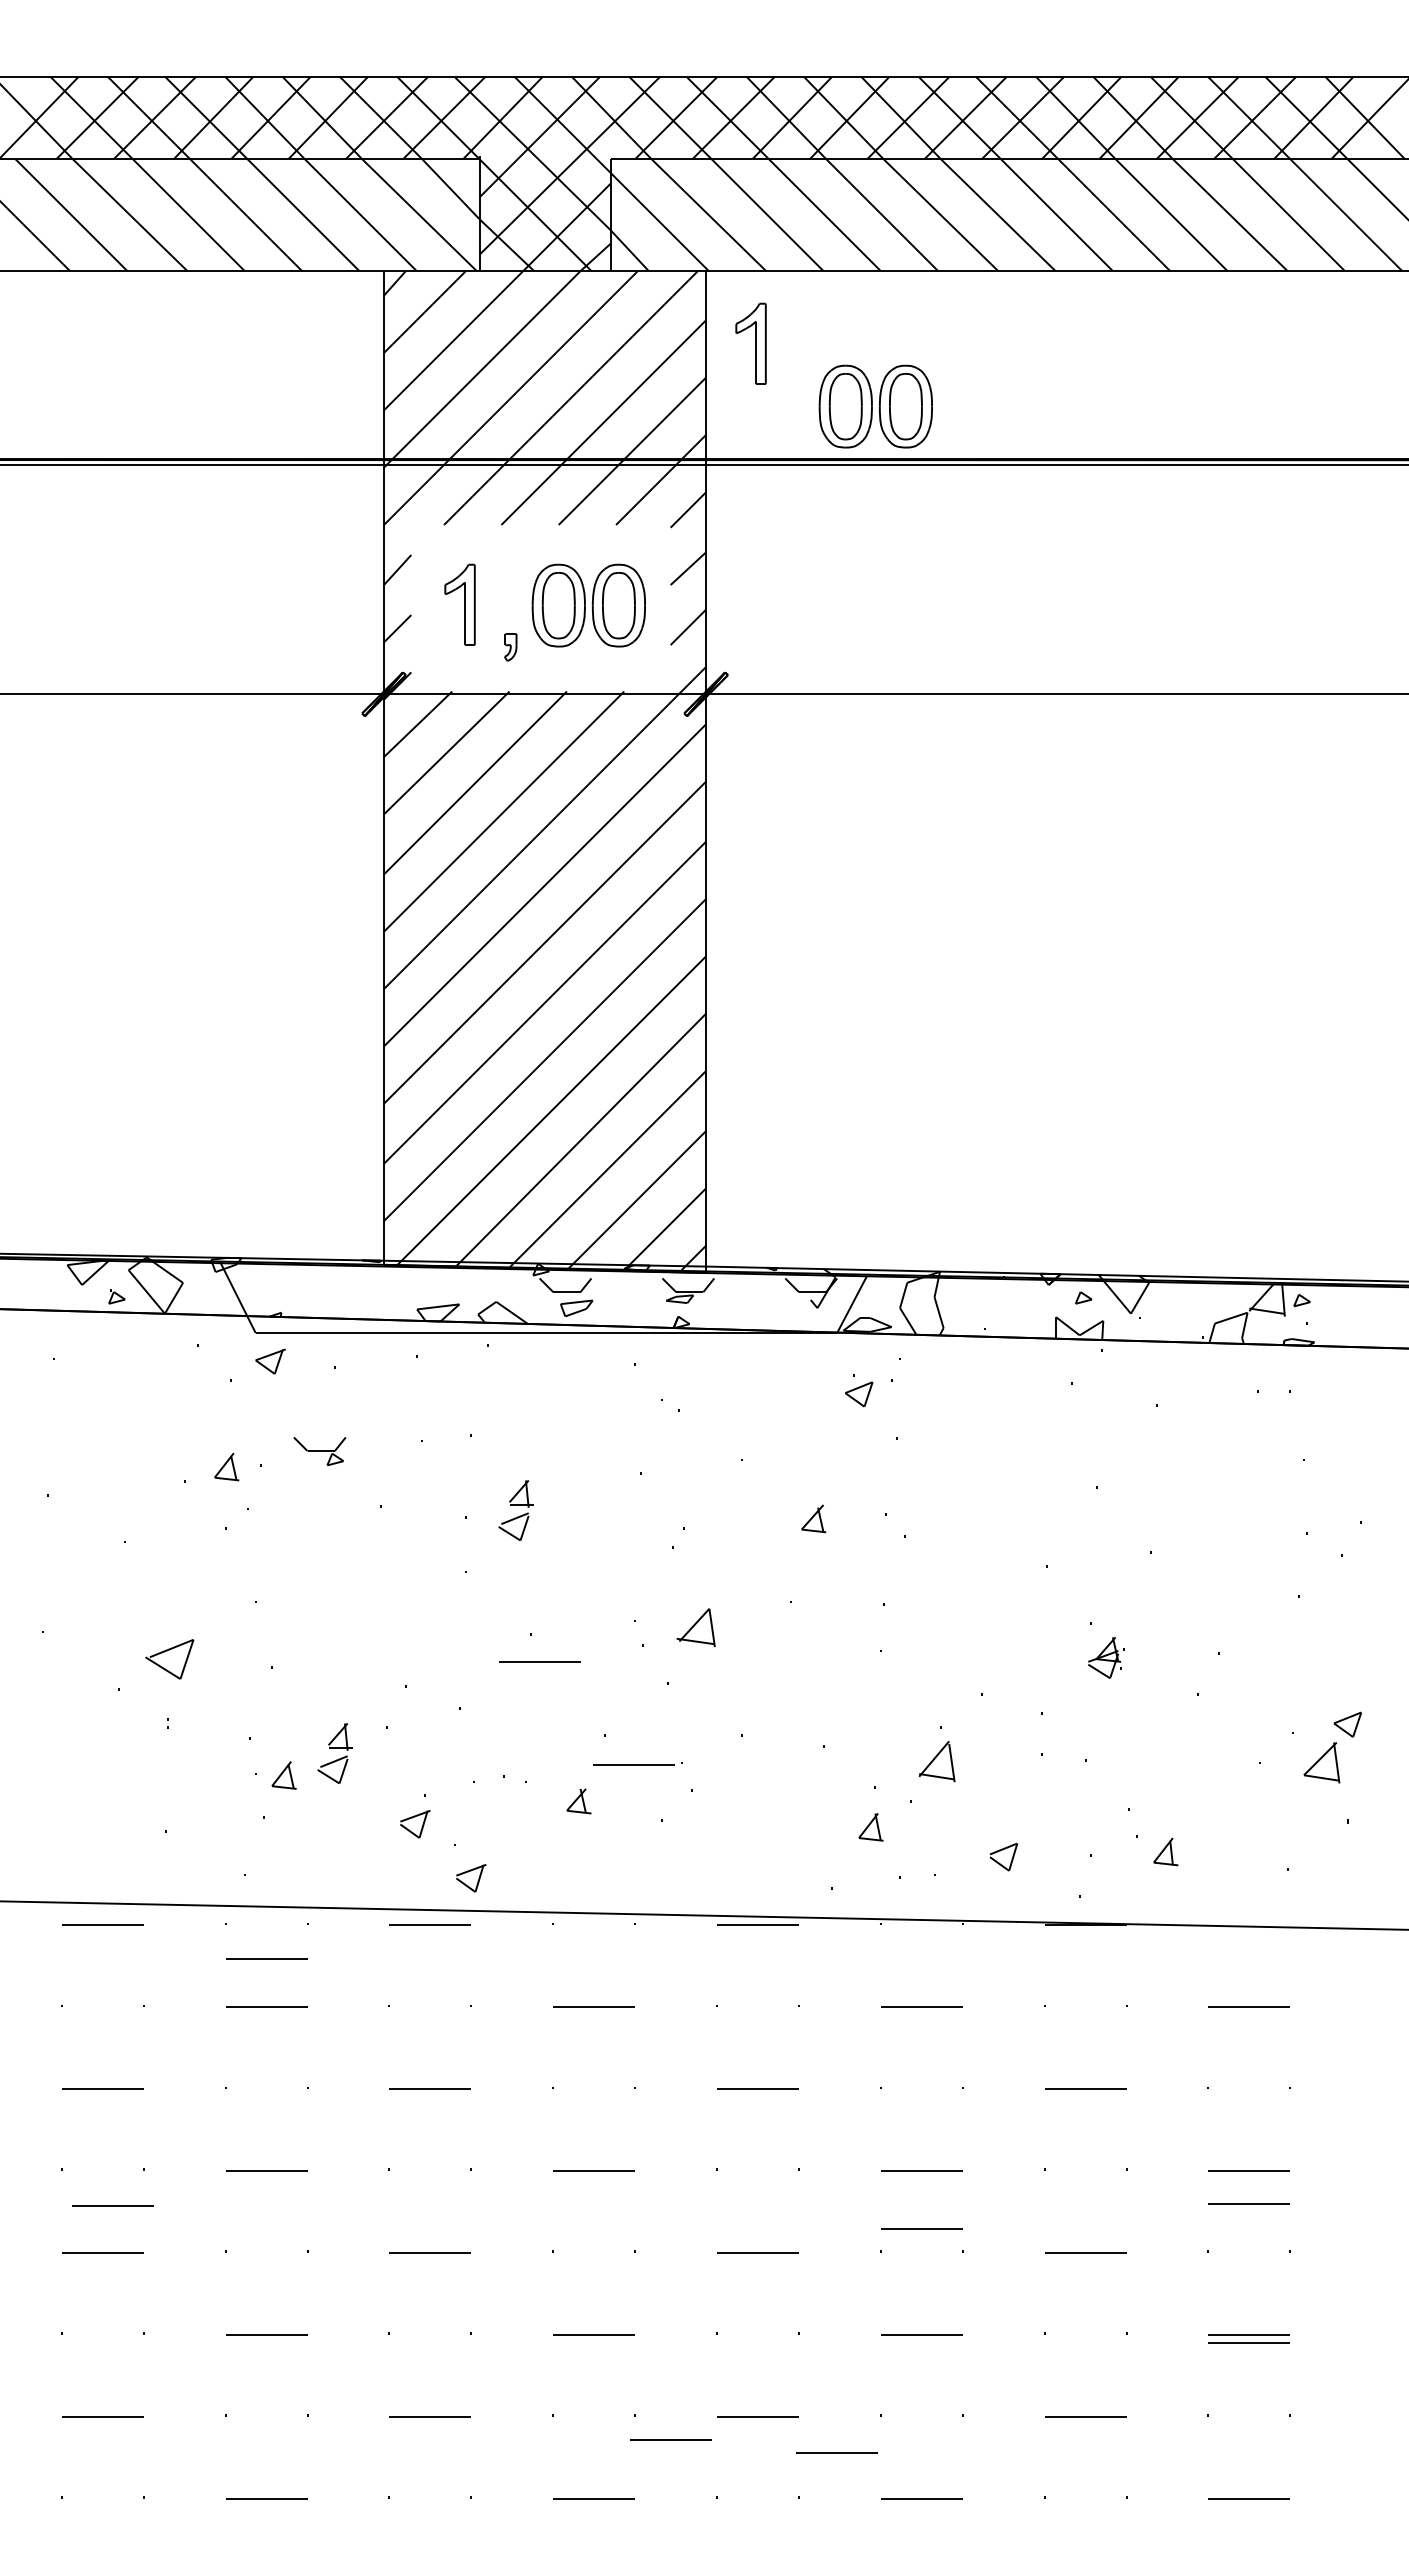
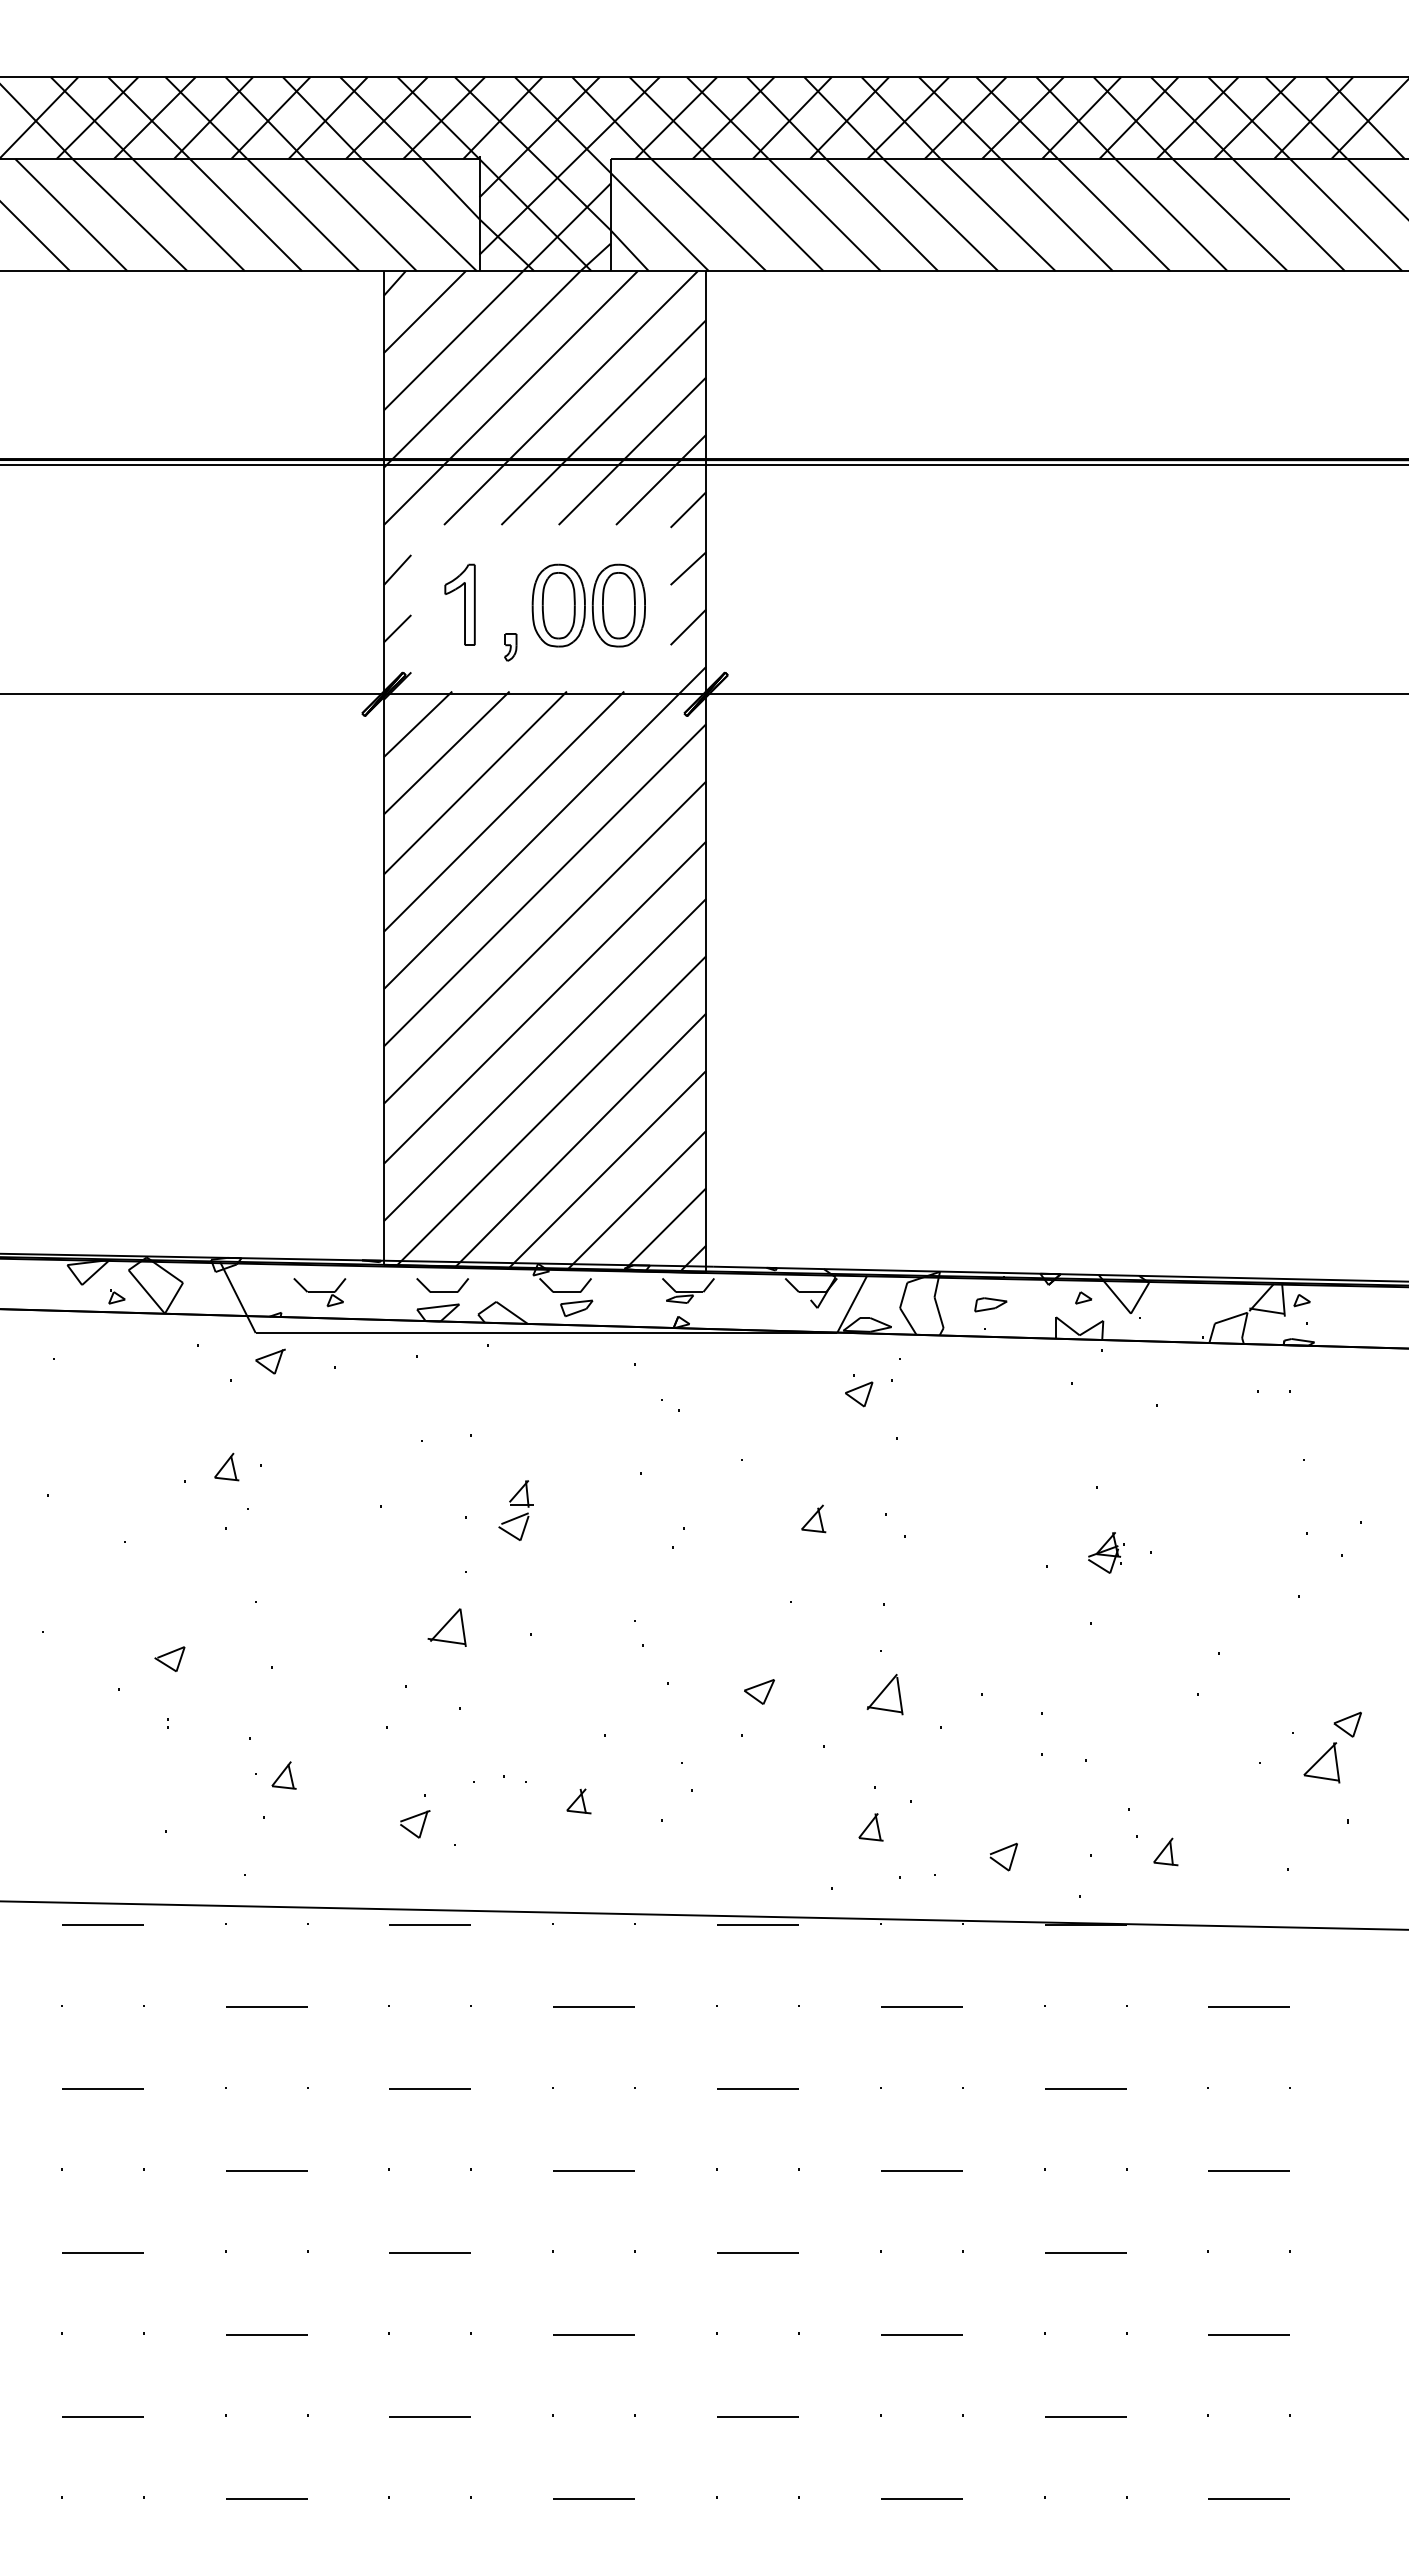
part: present -> none (750, 343)
part: present -> none (875, 406)
part: none -> present (442, 1285)
part: none -> present (990, 1304)
part position: (319, 1451) -> (319, 1292) (319, 1292)
part position: (695, 1627) -> (446, 1627) (446, 1627)
part position: (1106, 1657) -> (1106, 1552) (1106, 1552)
part size: 50x41 px -> 32x26 px (169, 1658)
line: present -> none (539, 1661)
part: none -> present (759, 1691)
part: present -> none (334, 1753)
part position: (936, 1761) -> (884, 1694) (884, 1694)
line: present -> none (633, 1764)
part: present -> none (468, 1872)
line: present -> none (266, 1958)
line: present -> none (1248, 2203)
line: present -> none (112, 2205)
line: present -> none (921, 2228)
line: present -> none (1248, 2342)
line: present -> none (670, 2439)
line: present -> none (836, 2452)
